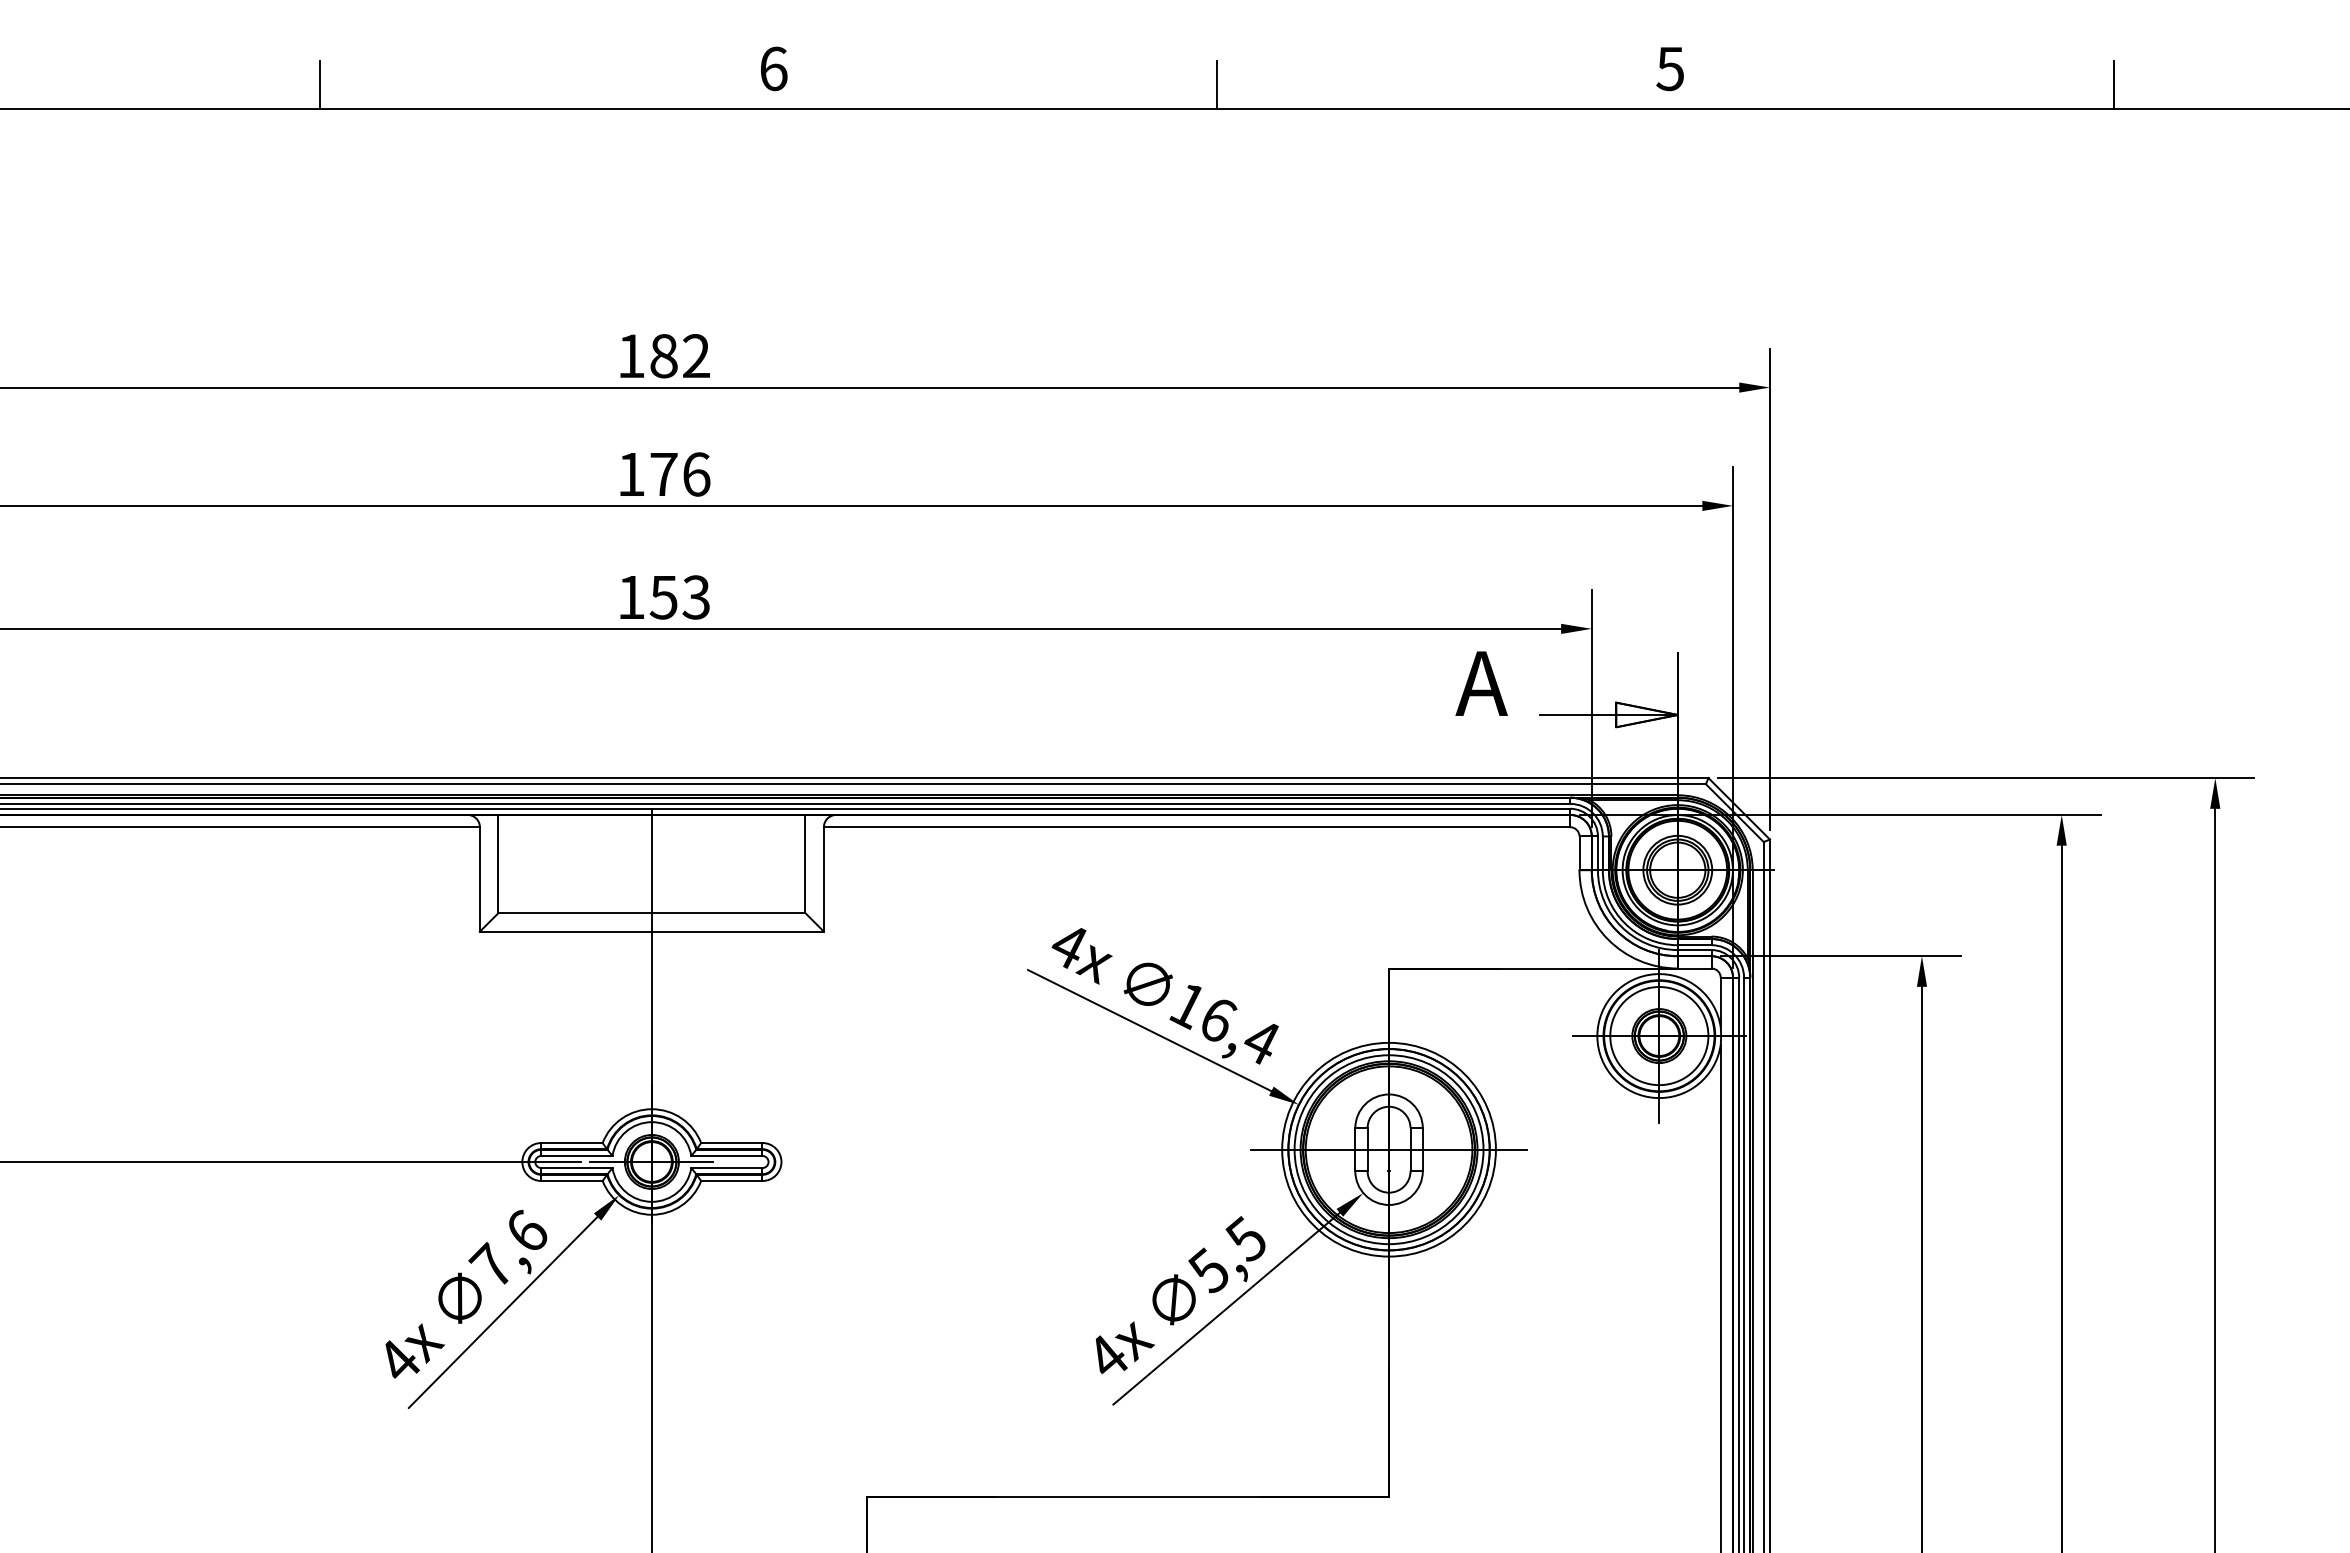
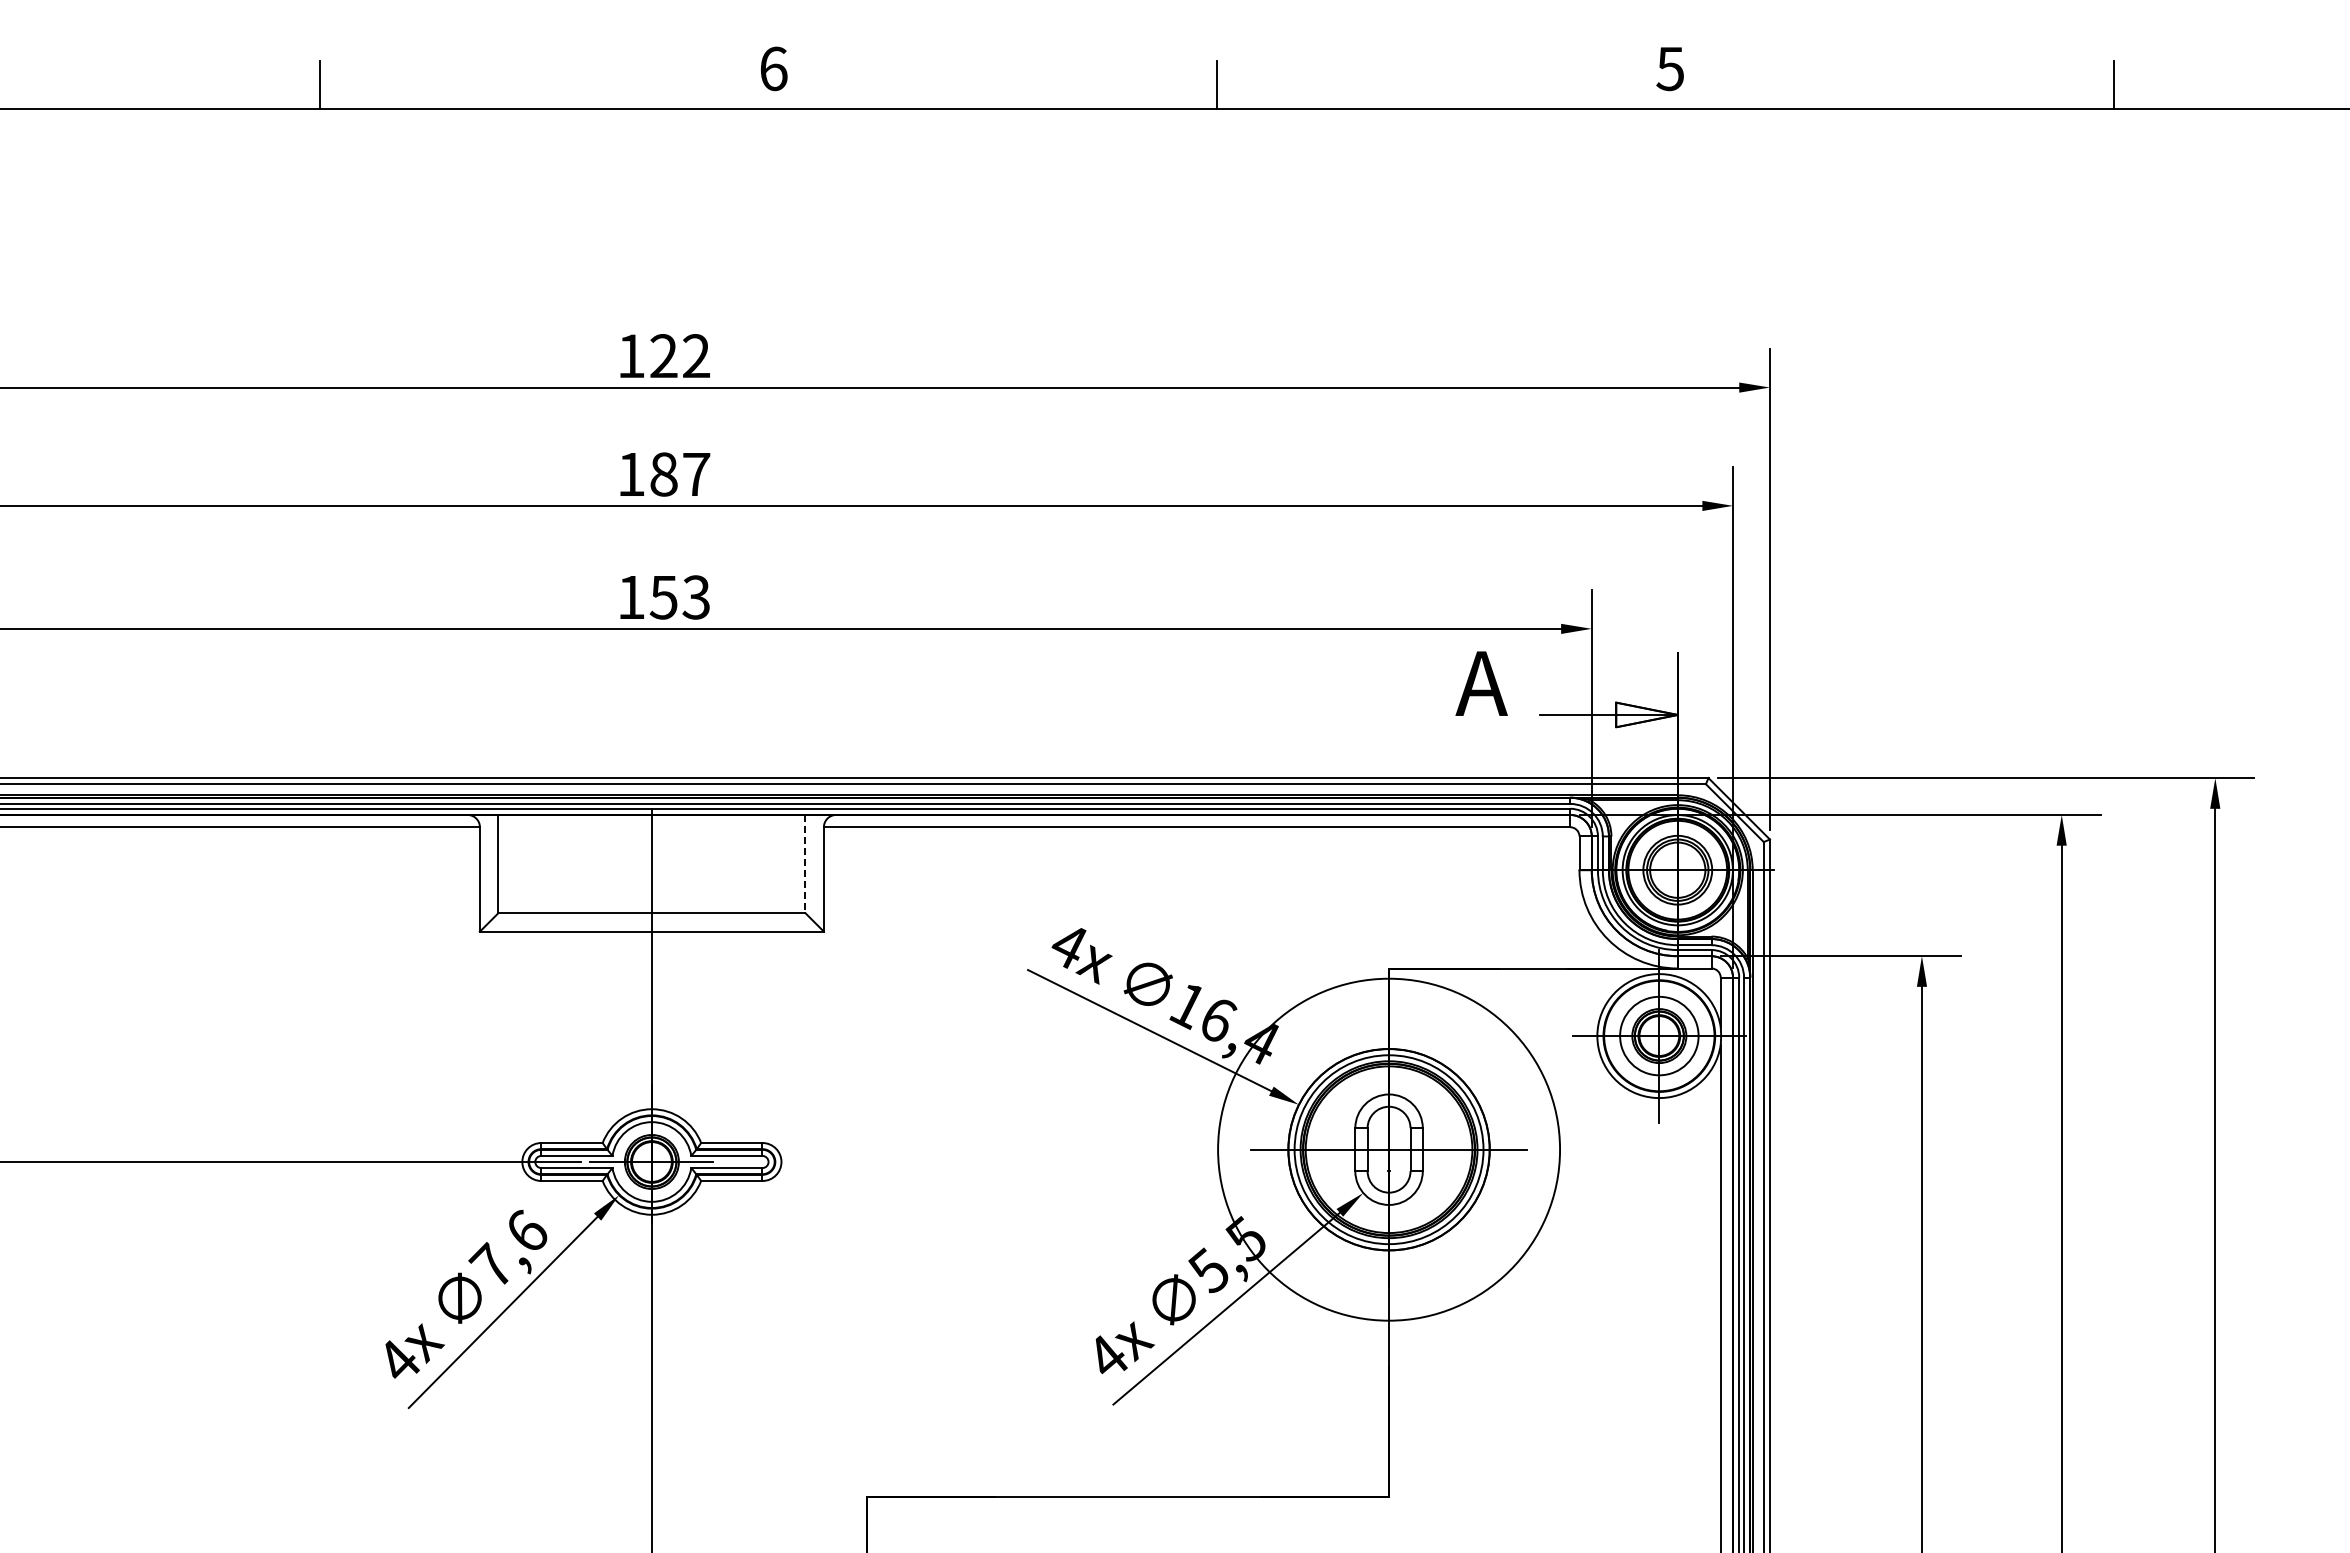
text: 182 -> 122 (663, 356)
text: 176 -> 187 (680, 474)
line: solid -> dashed (805, 864)
circle diameter: 98 px -> 78 px (1659, 1035)
circle diameter: 214 px -> 342 px (1389, 1149)
